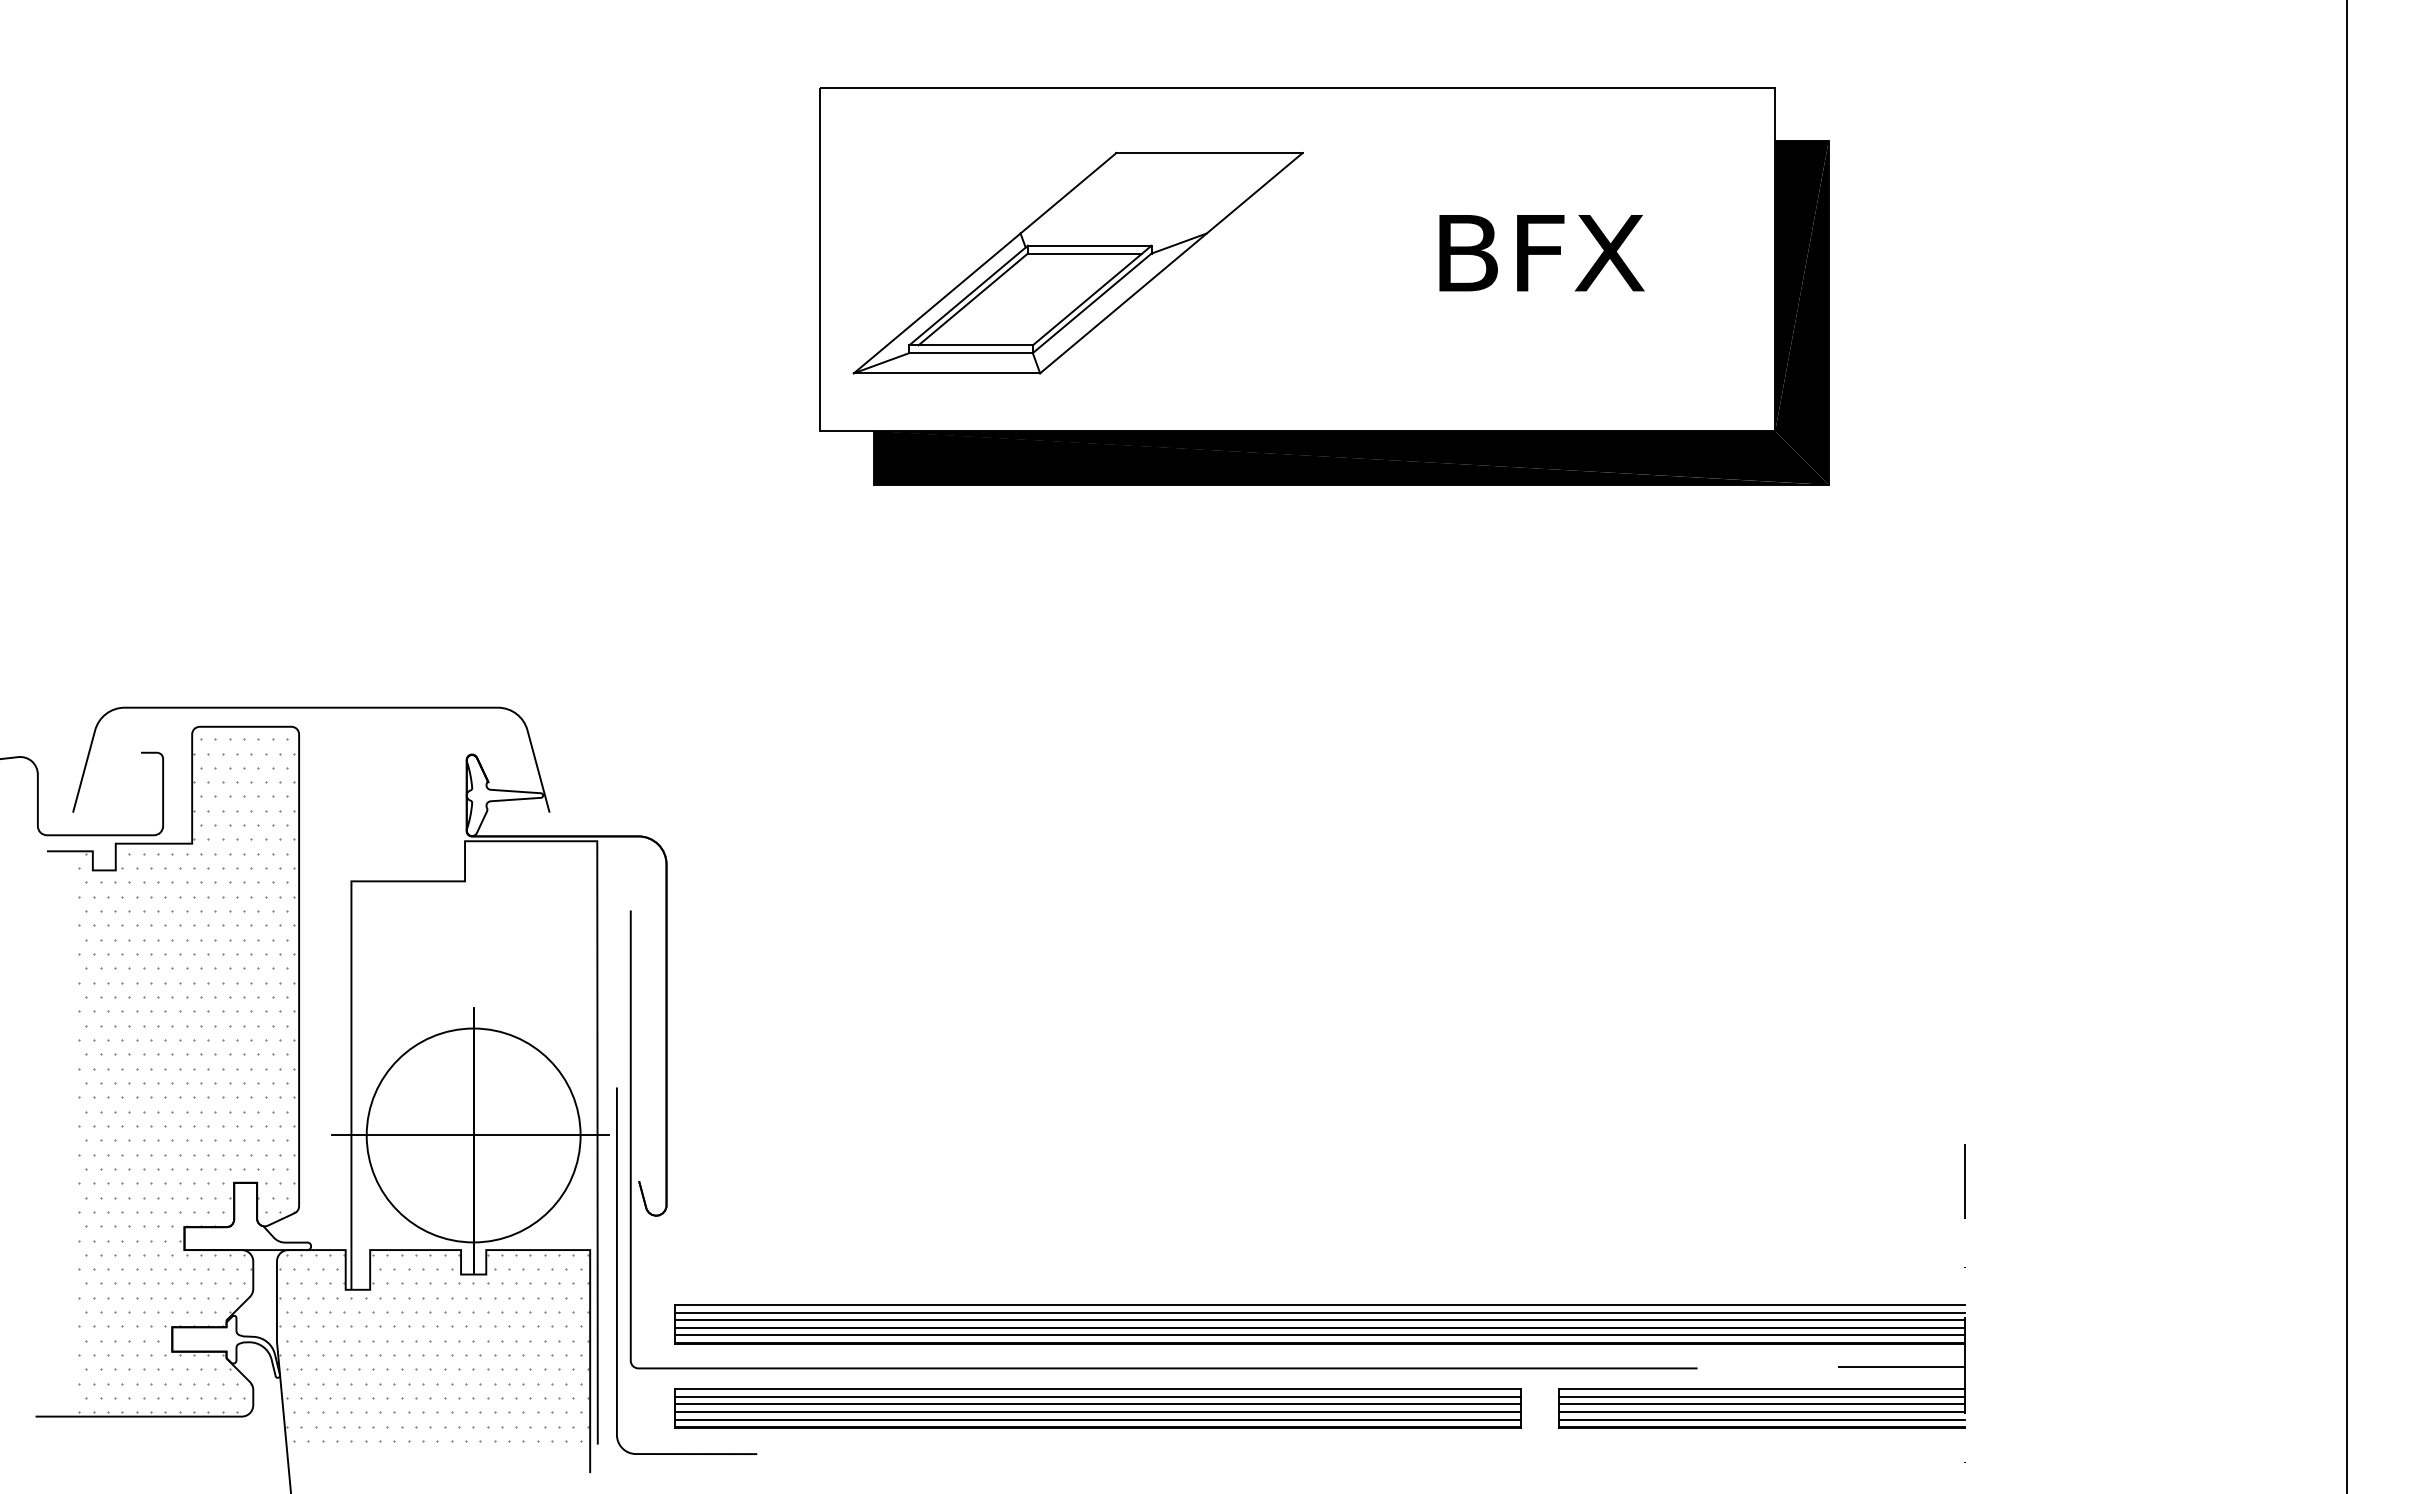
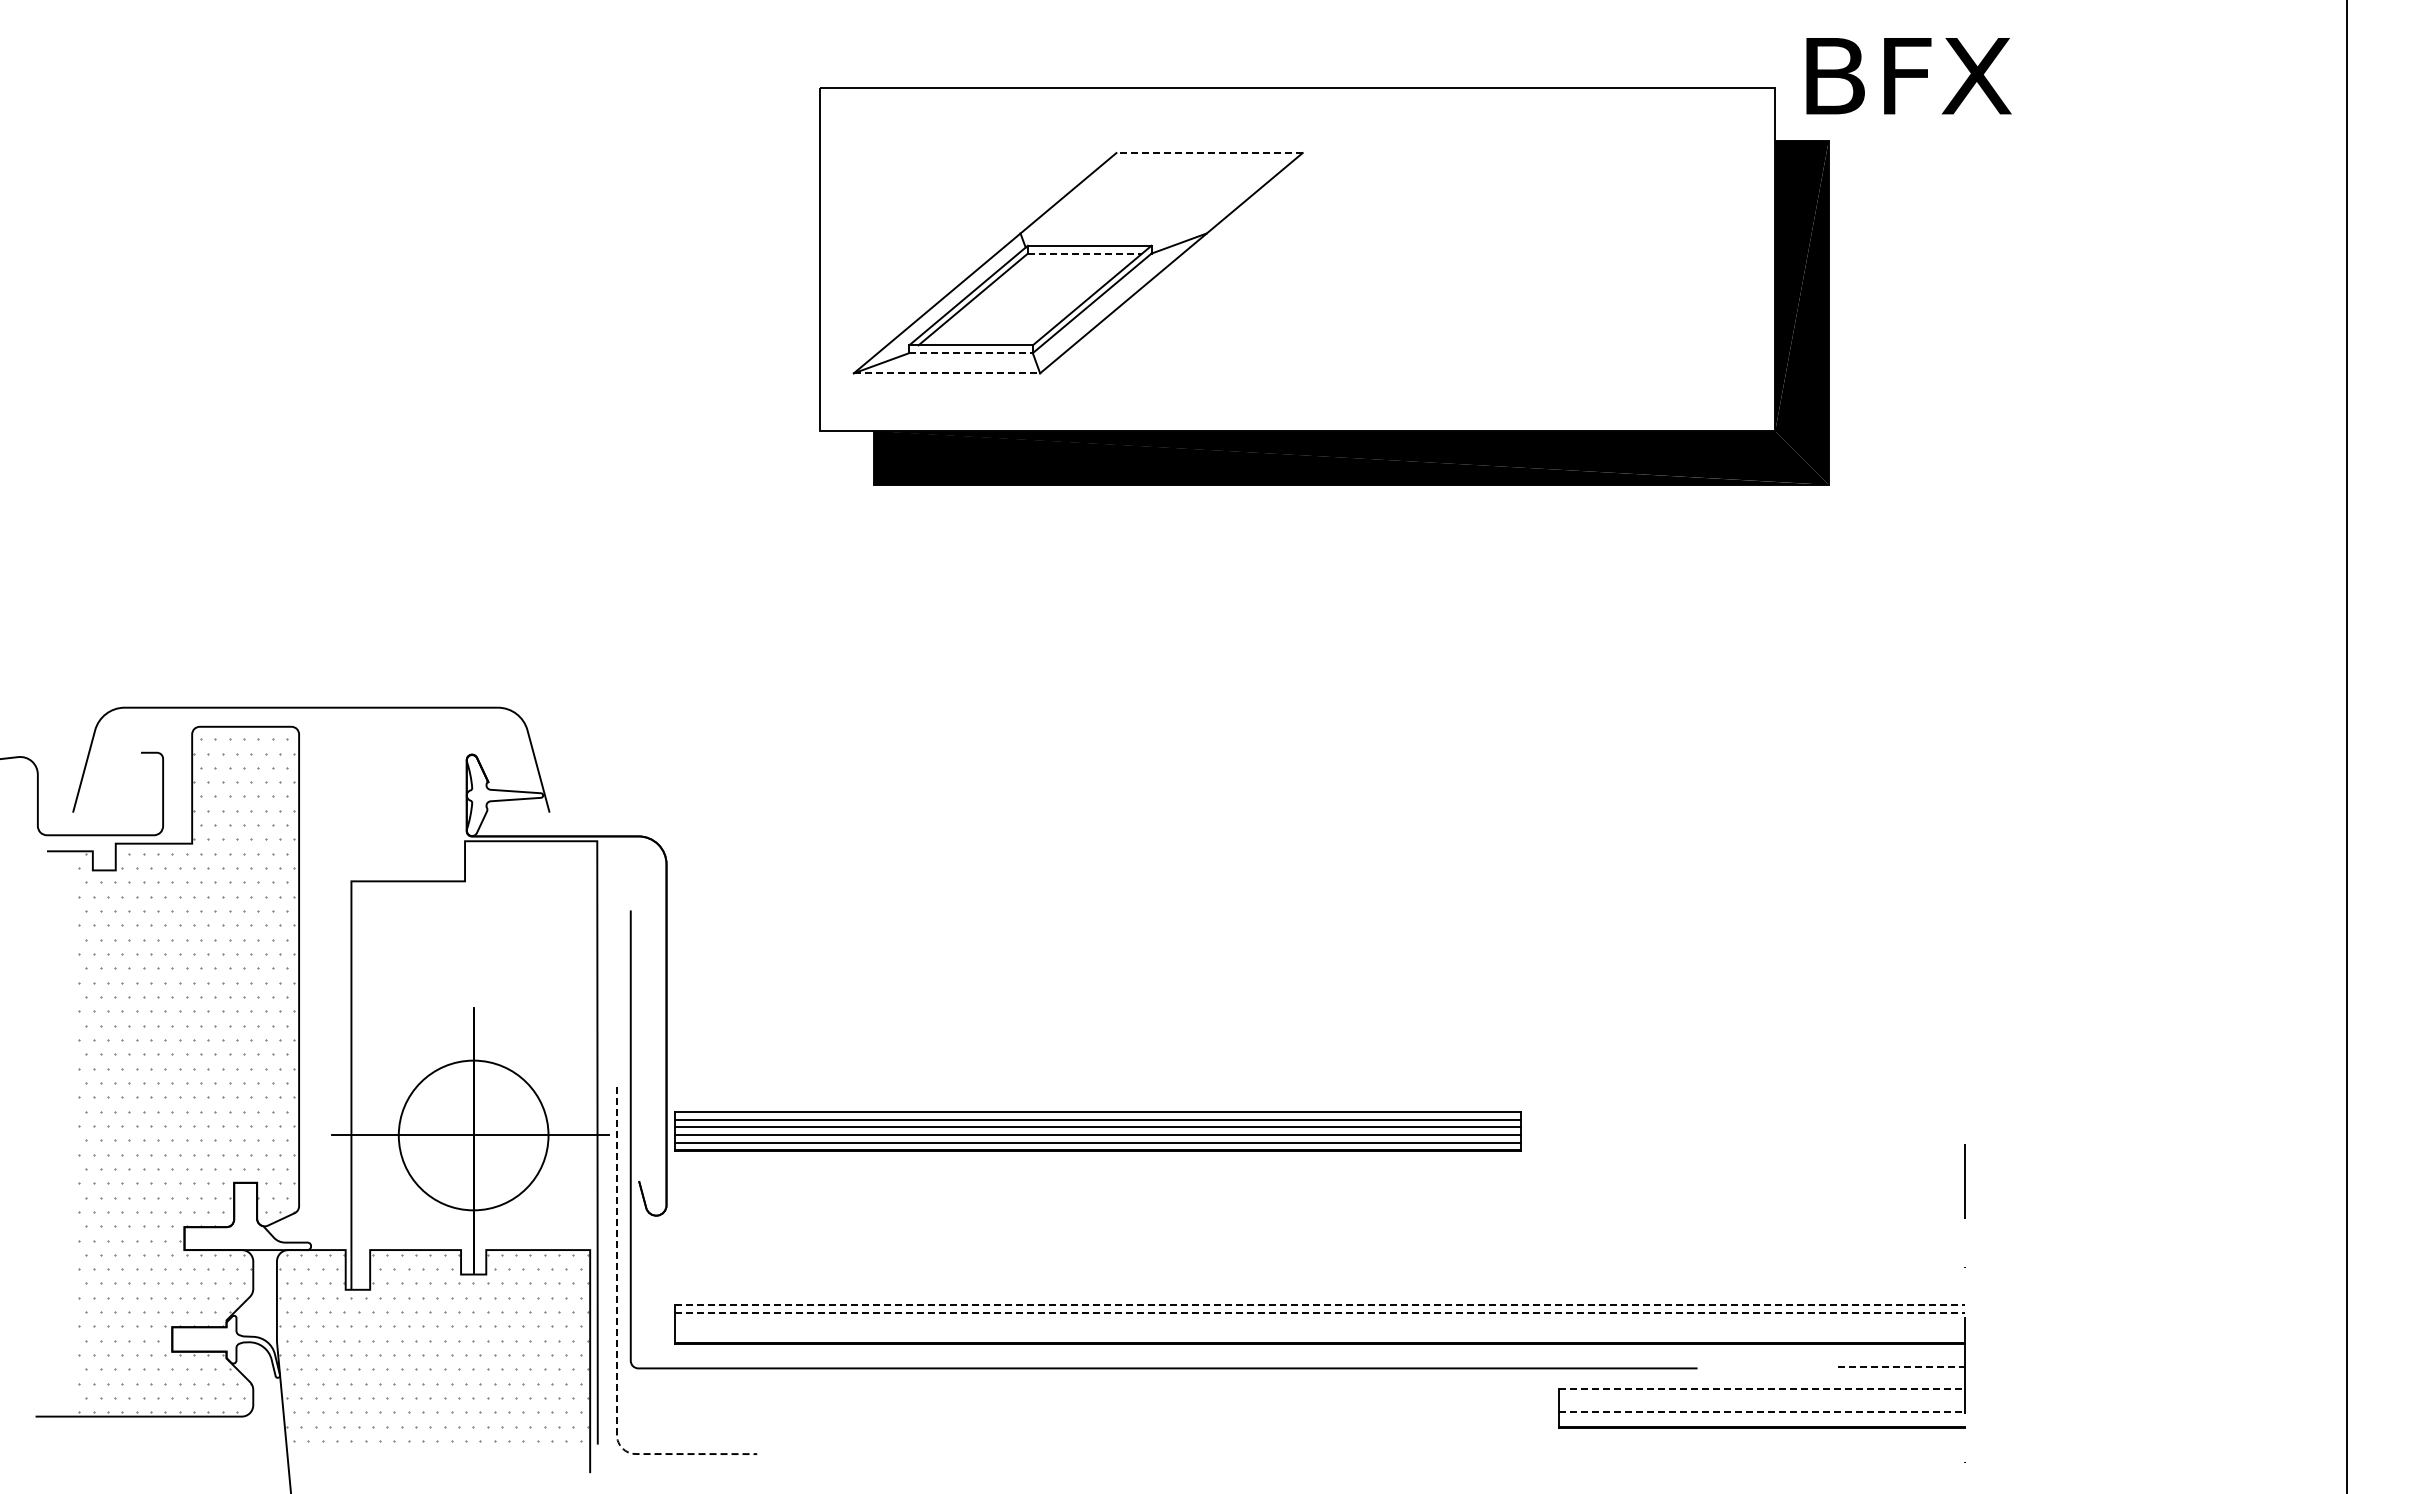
line: solid -> dashed (1209, 153)
line: solid -> dashed (1085, 253)
text position: (1541, 253) -> (1908, 76) (1908, 76)
line: solid -> dashed (971, 353)
line: solid -> dashed (947, 373)
circle diameter: 214 px -> 150 px (473, 1135)
line: solid -> dashed (1320, 1305)
line: solid -> dashed (1320, 1312)
line: present -> none (1320, 1320)
line: present -> none (1320, 1327)
line: present -> none (1320, 1335)
line: solid -> dashed (616, 1343)
line: solid -> dashed (1901, 1366)
line: solid -> dashed (1762, 1389)
line: present -> none (1761, 1396)
line: present -> none (1761, 1404)
part position: (1097, 1408) -> (1097, 1131) (1097, 1131)
line: solid -> dashed (1762, 1411)
line: present -> none (1761, 1419)
